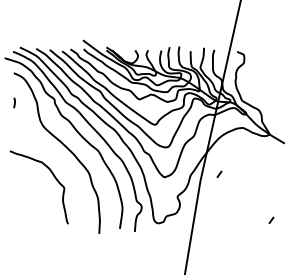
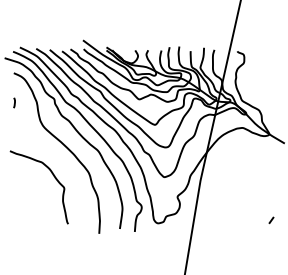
line: present -> none (219, 174)
